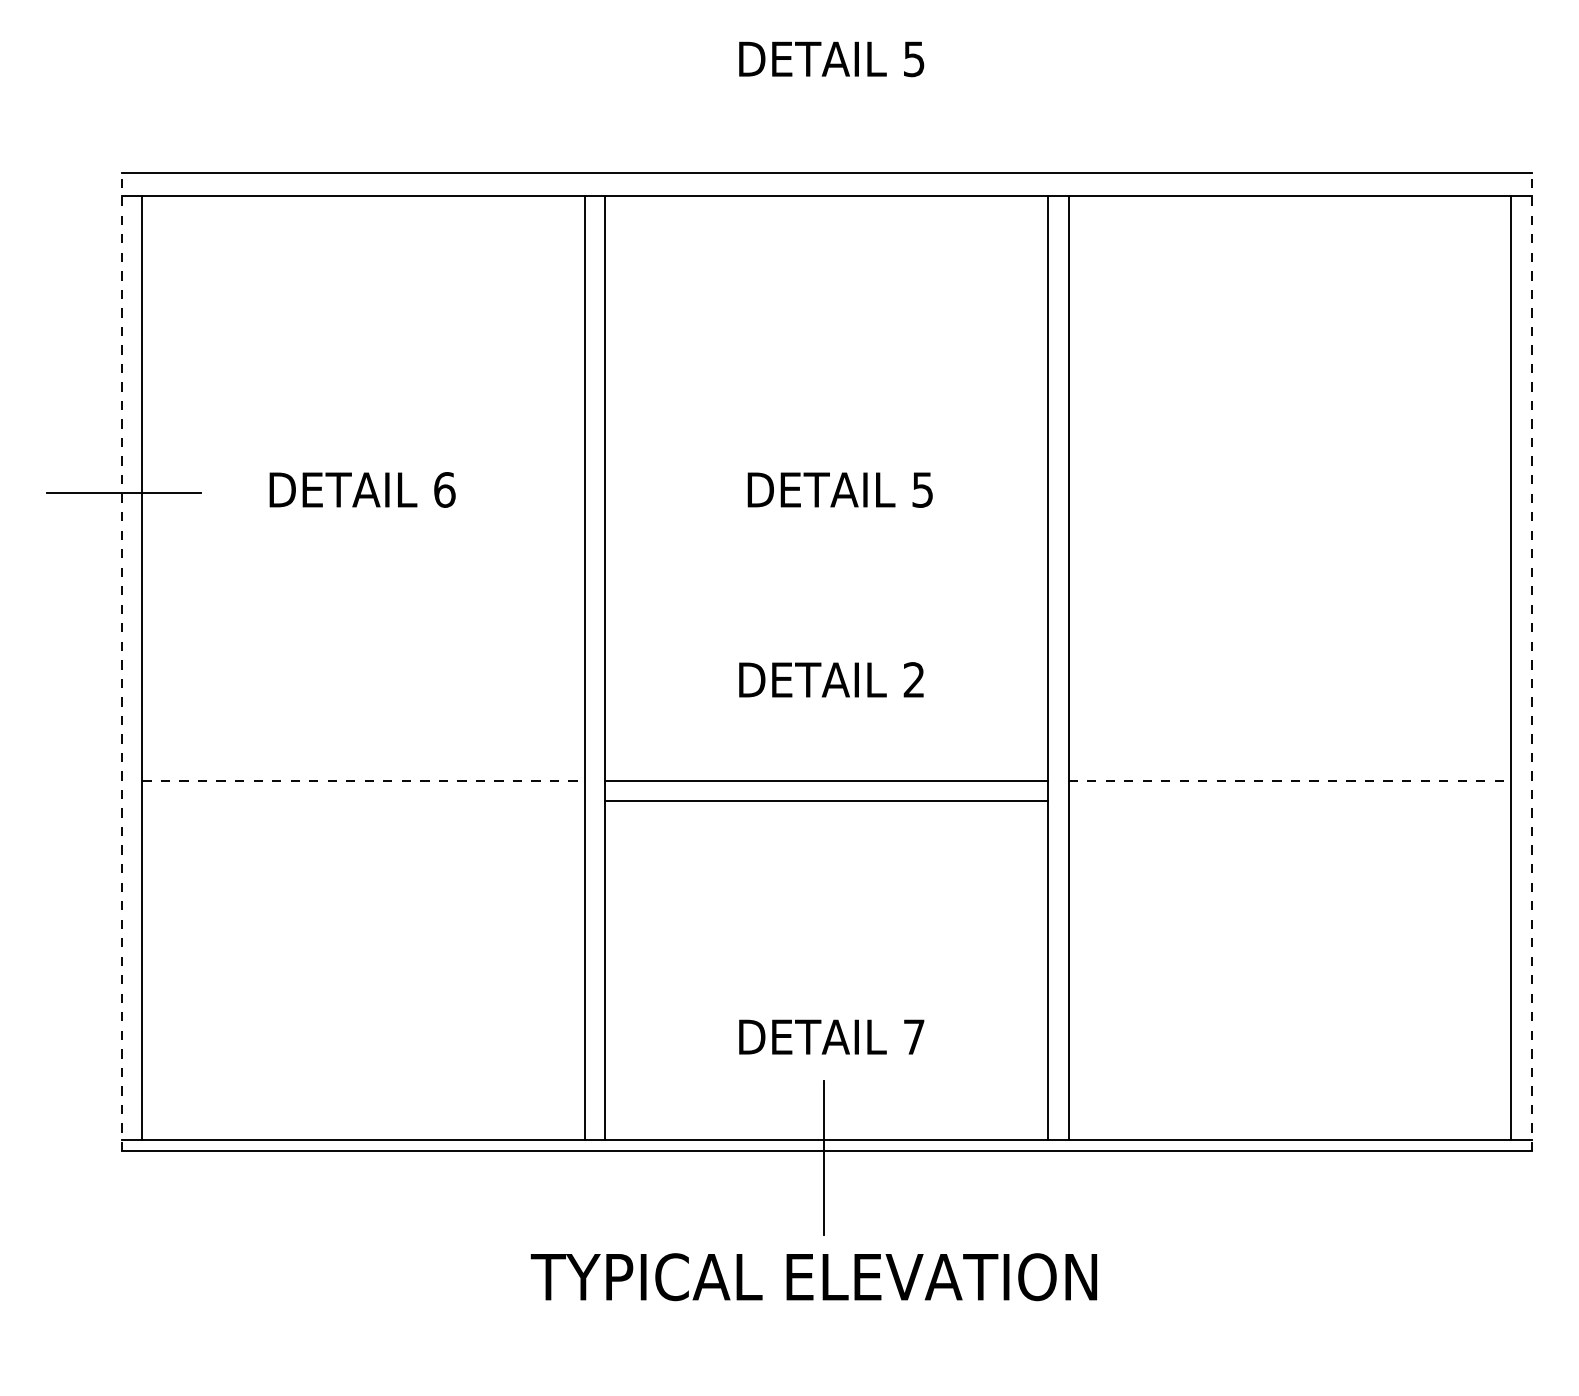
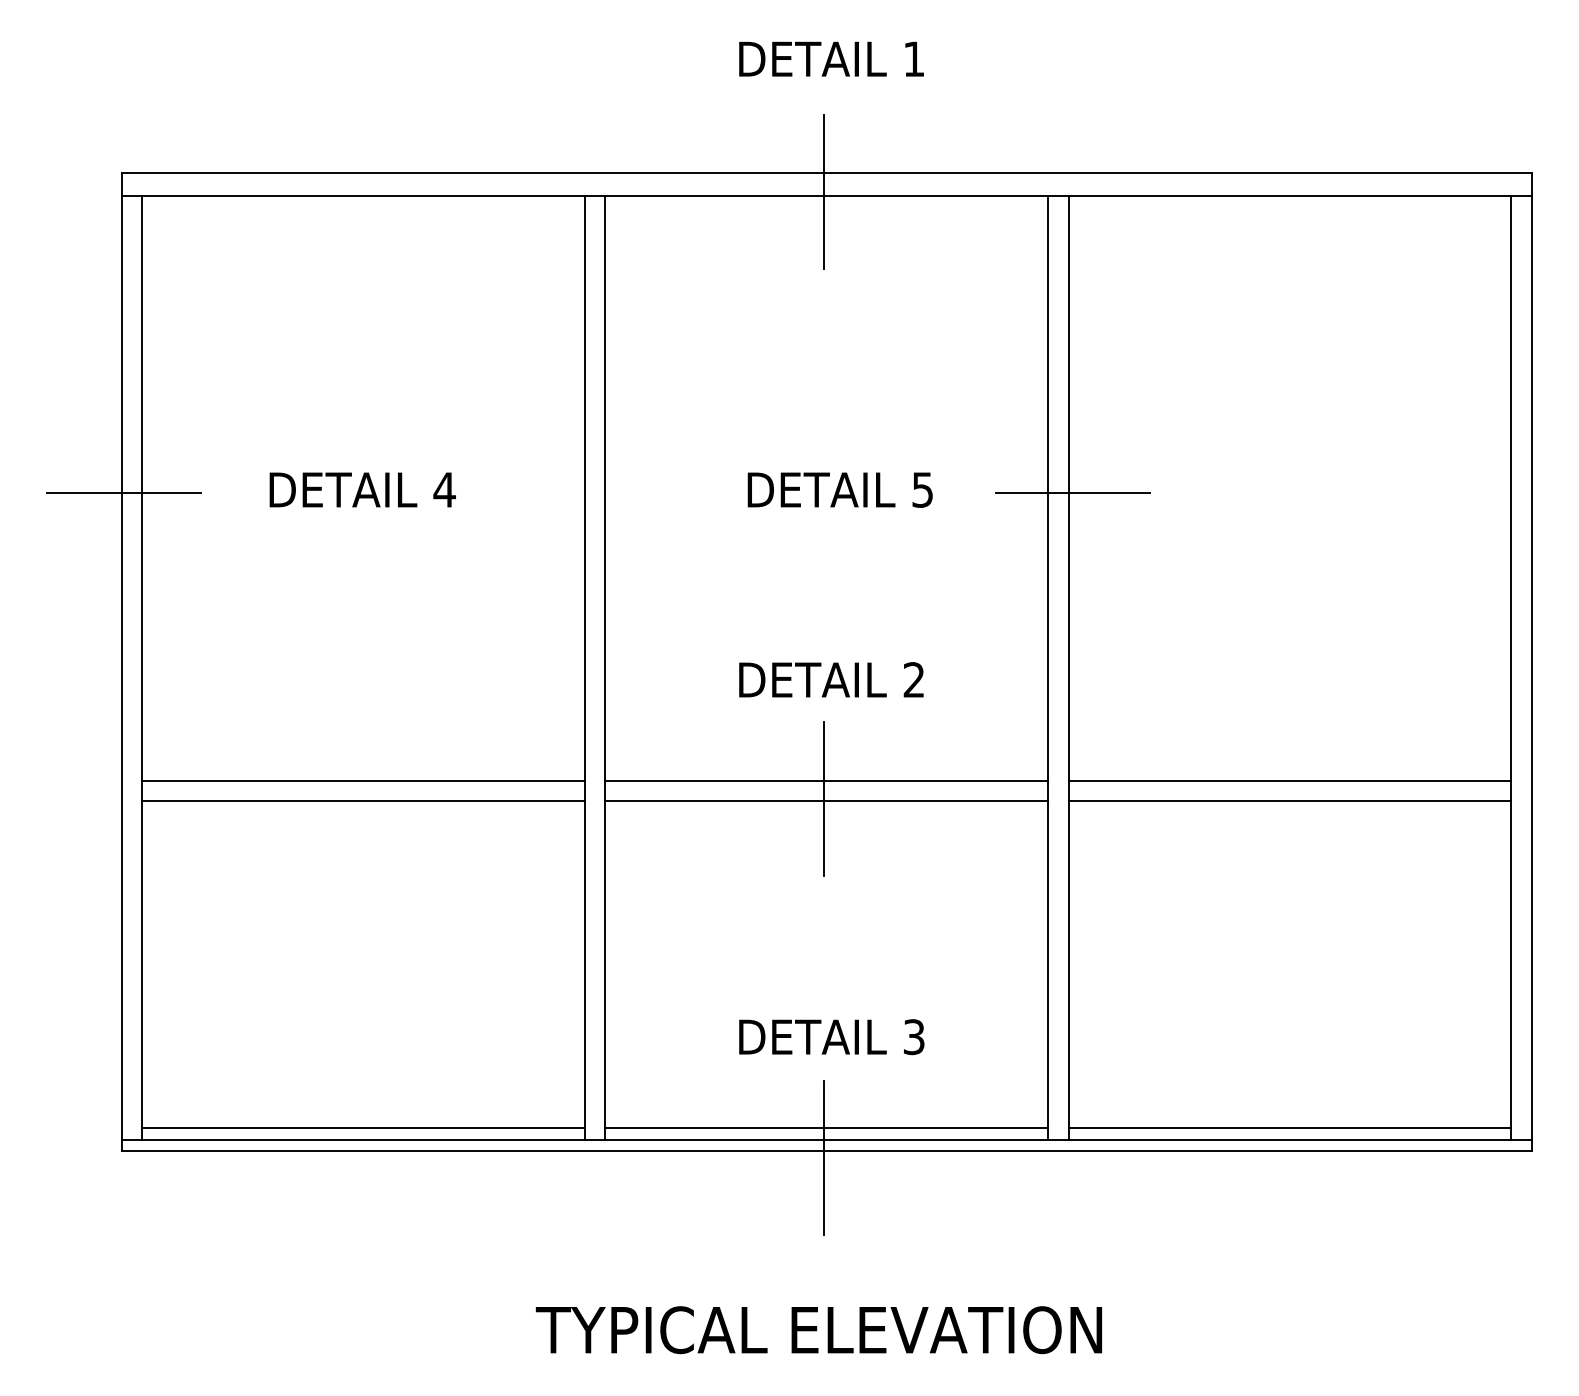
text: 5 -> 1 (914, 59)
line: none -> present (823, 191)
text: 6 -> 4 (444, 489)
line: none -> present (1072, 493)
line: dashed -> solid (122, 661)
line: dashed -> solid (1531, 661)
line: dashed -> solid (364, 780)
line: dashed -> solid (1290, 780)
line: none -> present (823, 799)
line: none -> present (363, 800)
line: none -> present (1289, 800)
text: 7 -> 3 (914, 1037)
line: none -> present (363, 1127)
line: none -> present (826, 1127)
line: none -> present (1289, 1127)
text position: (813, 1277) -> (818, 1330) (818, 1330)
